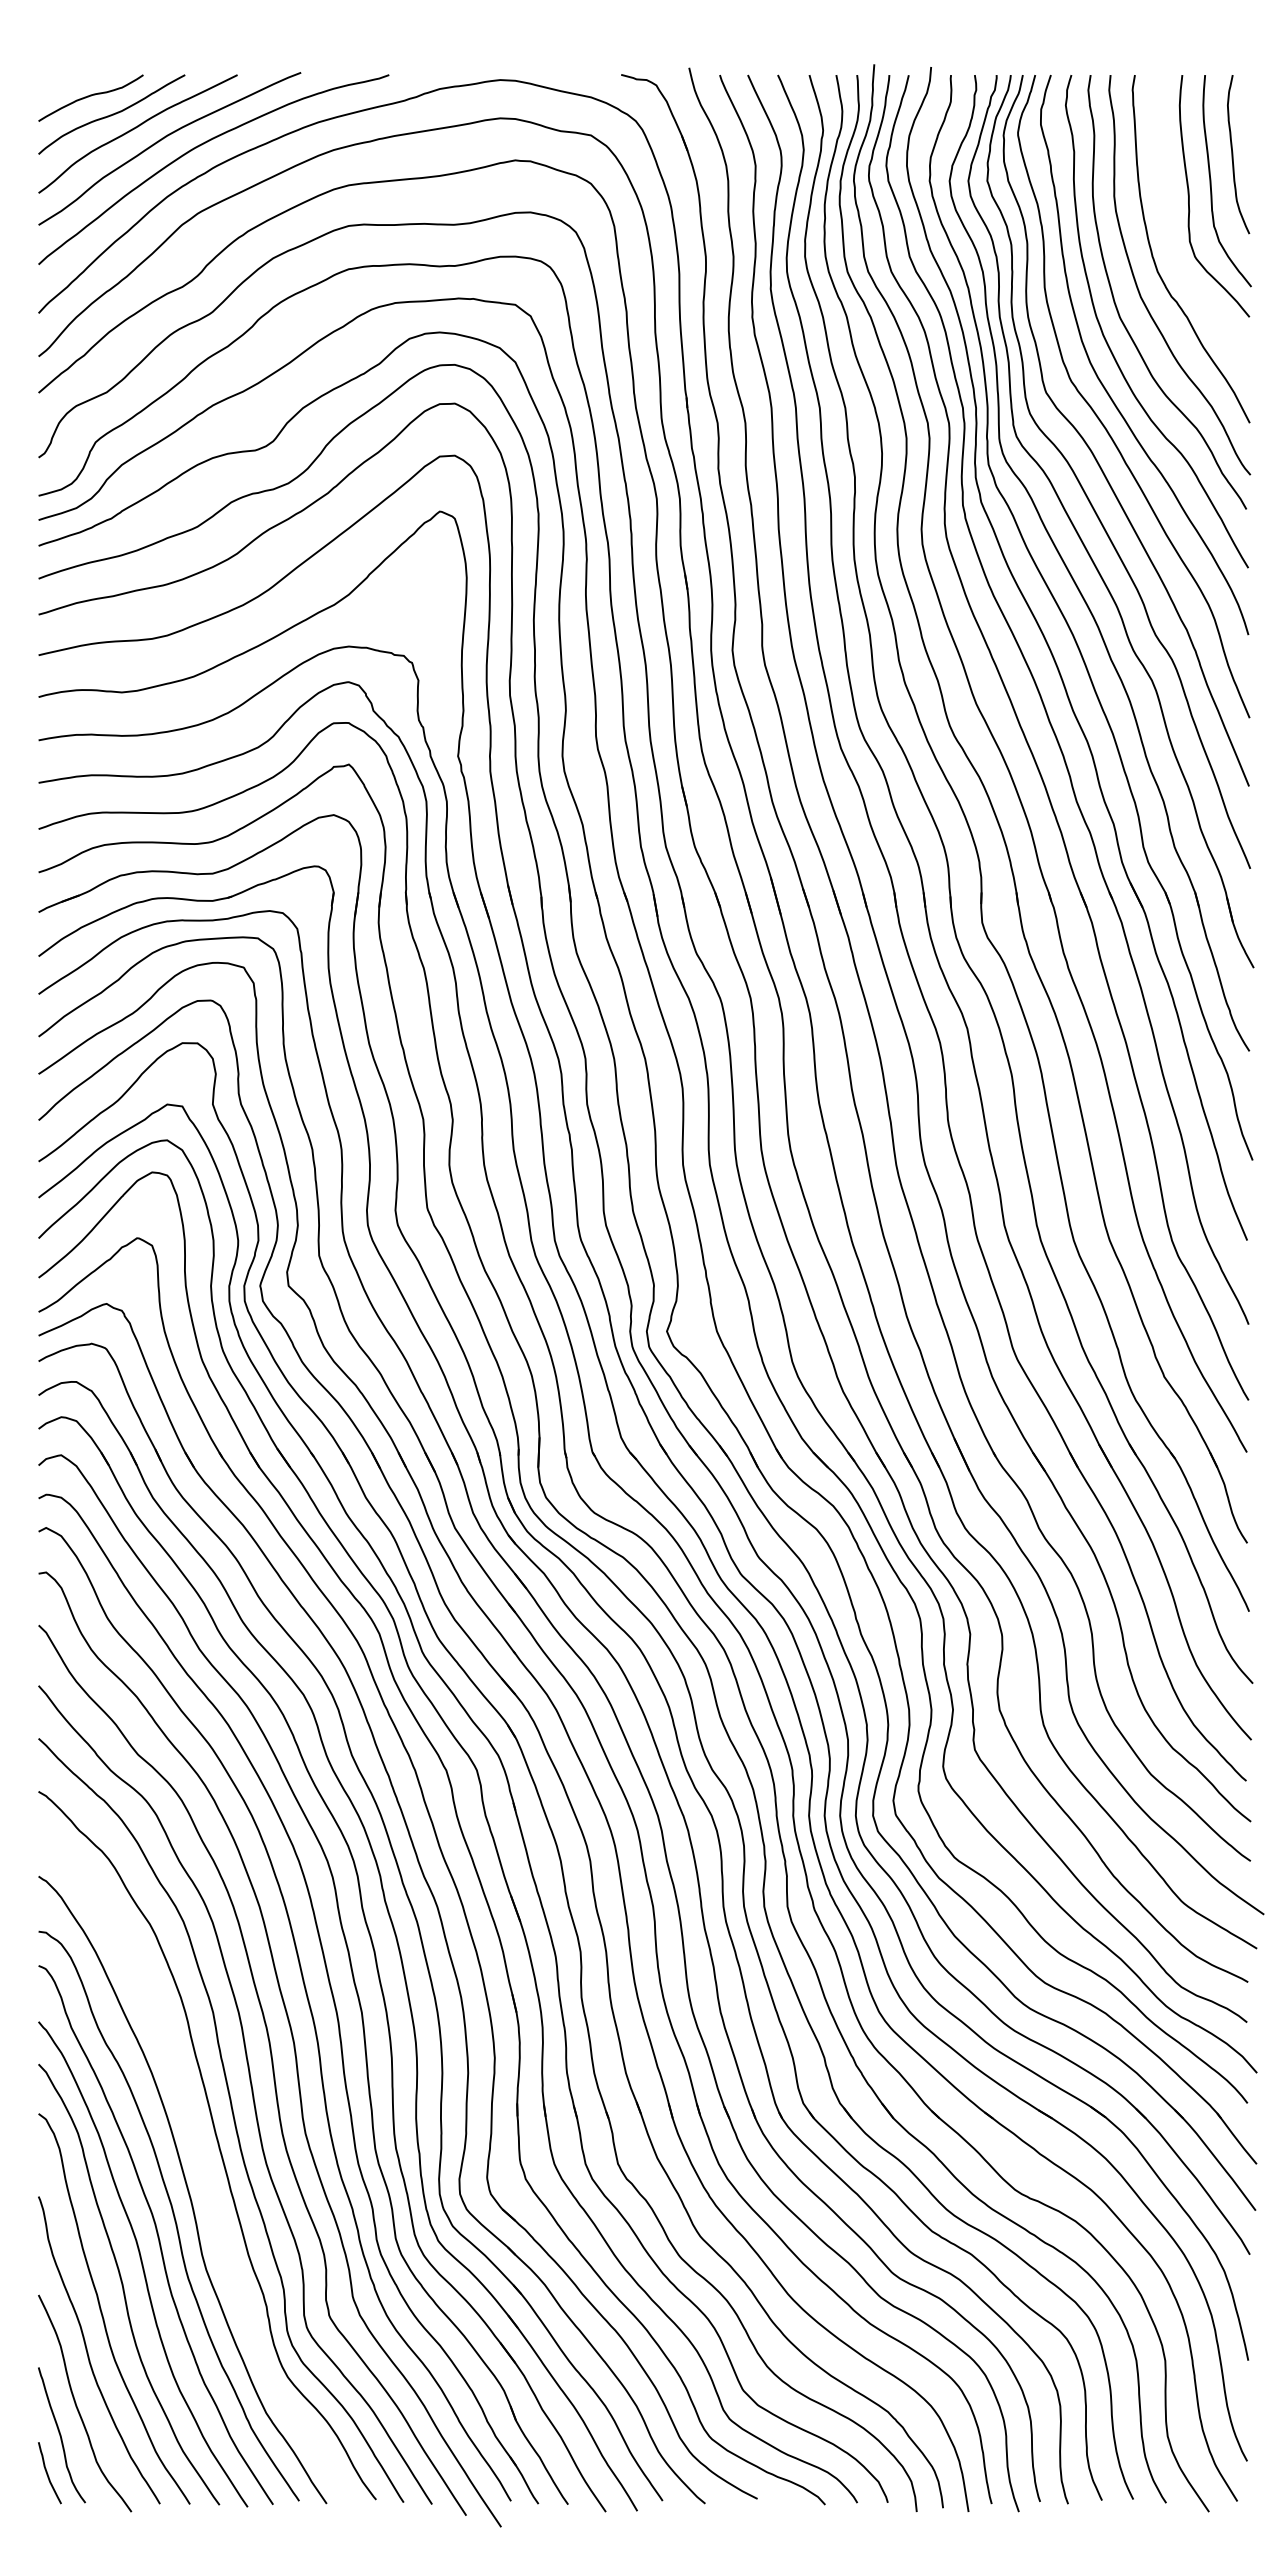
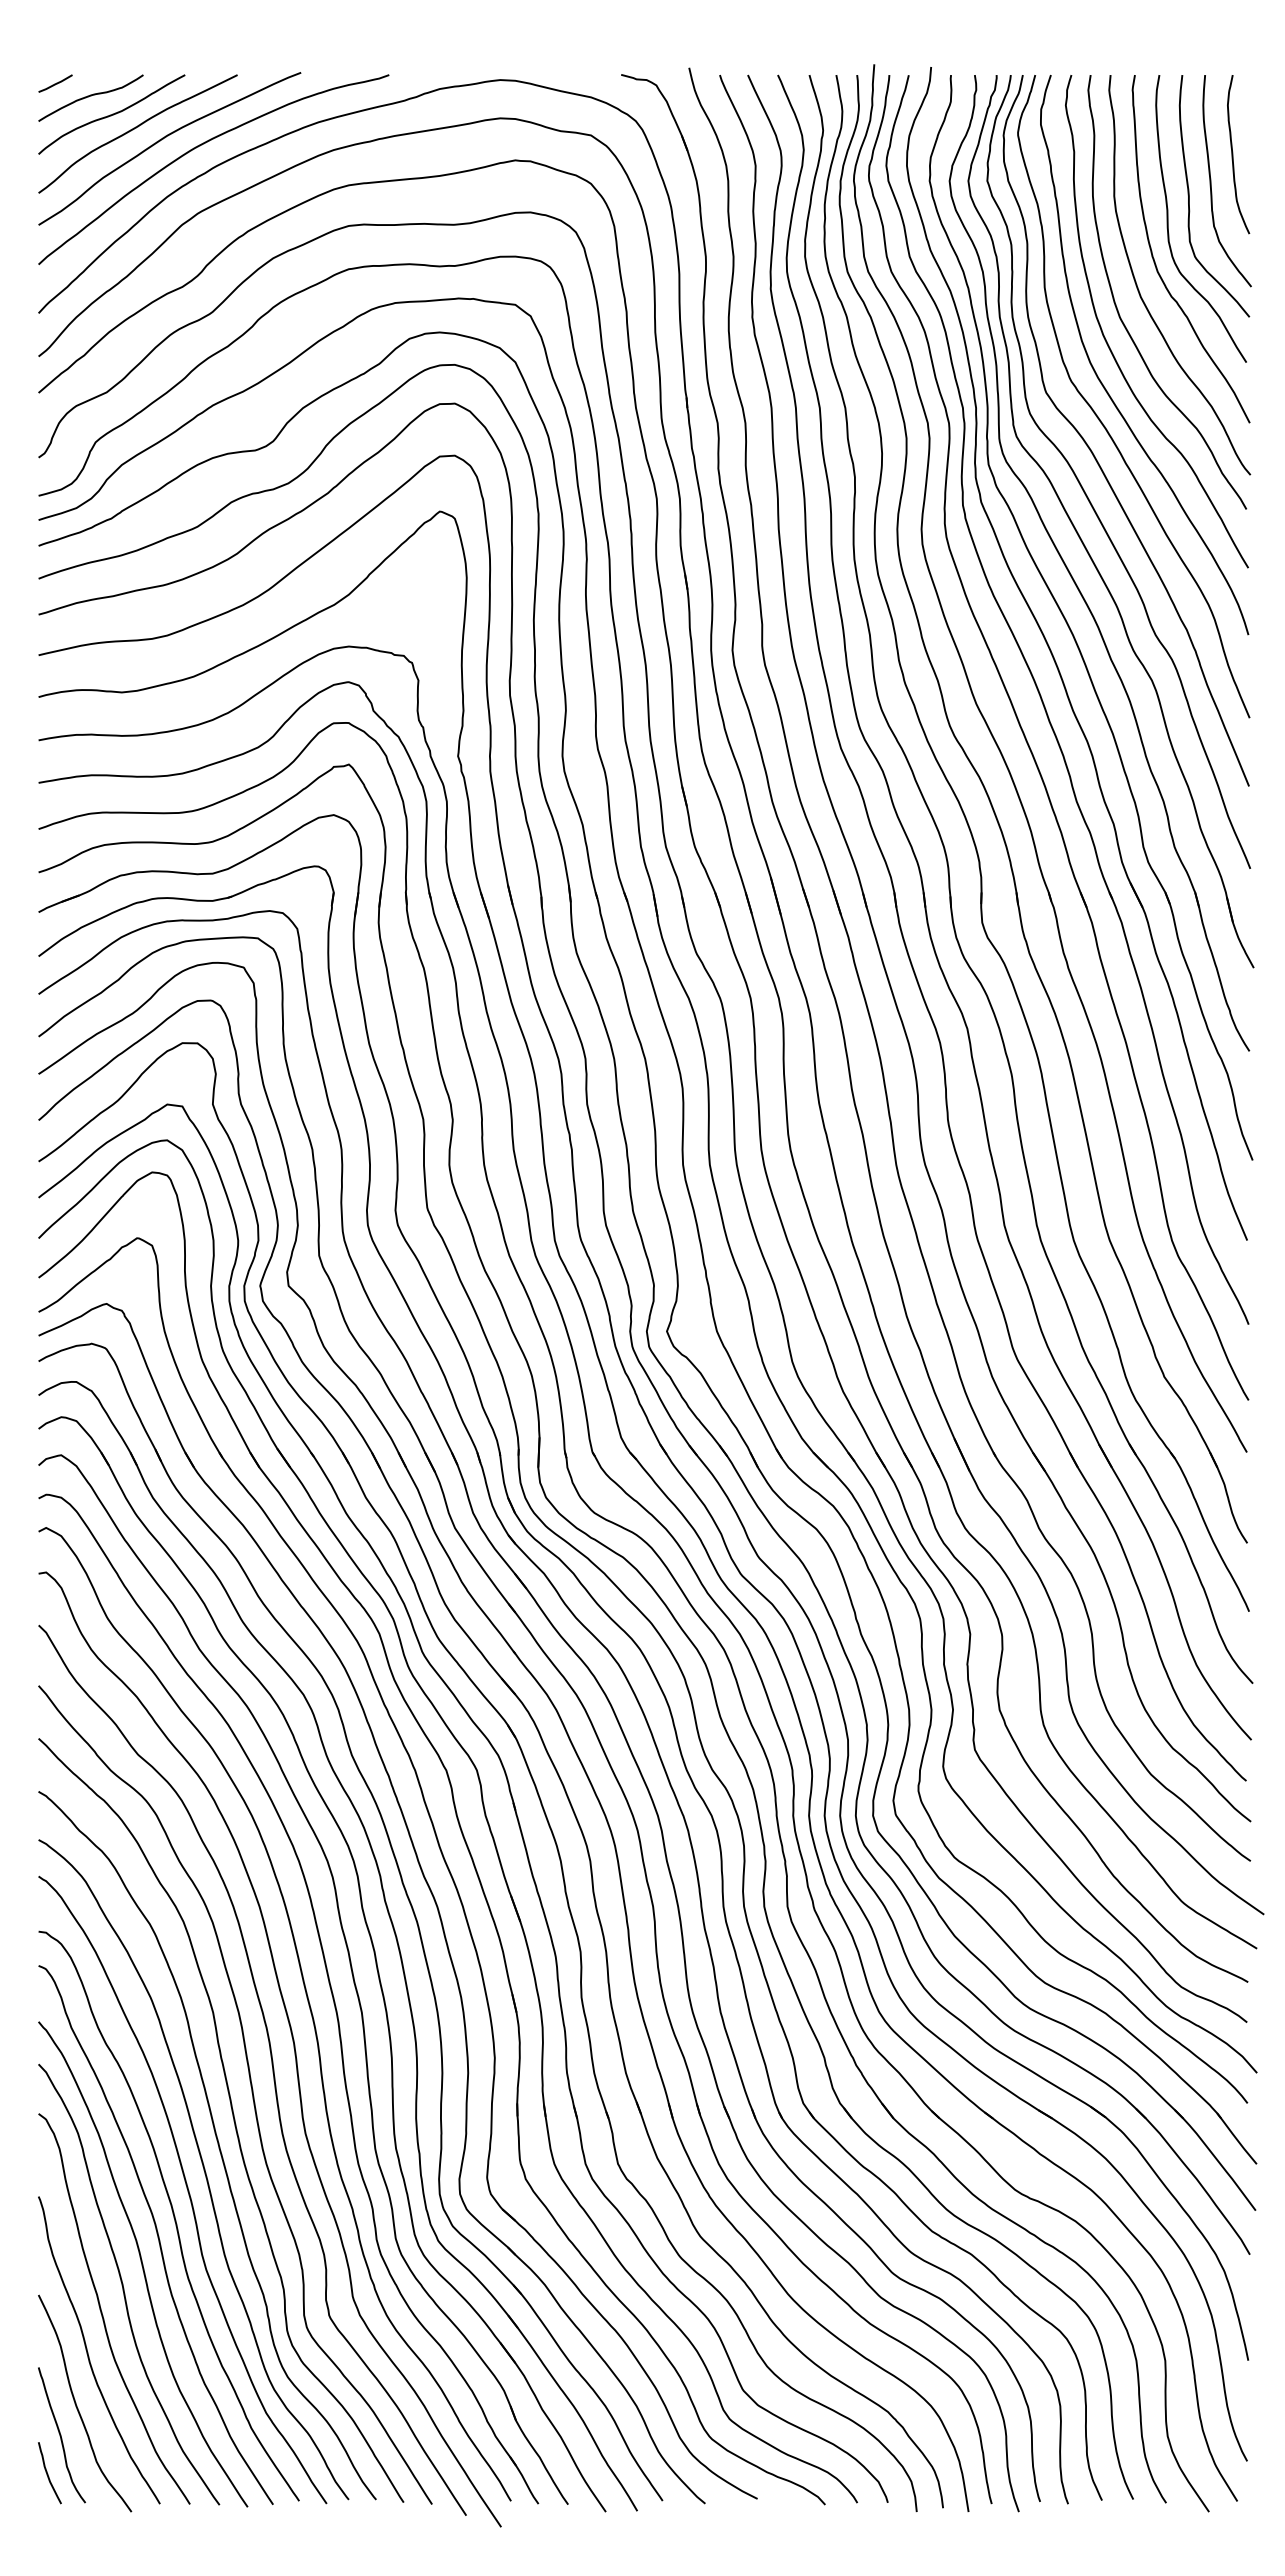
line: none -> present (55, 83)
curve: none -> present (1168, 218)
curve: none -> present (202, 2166)
